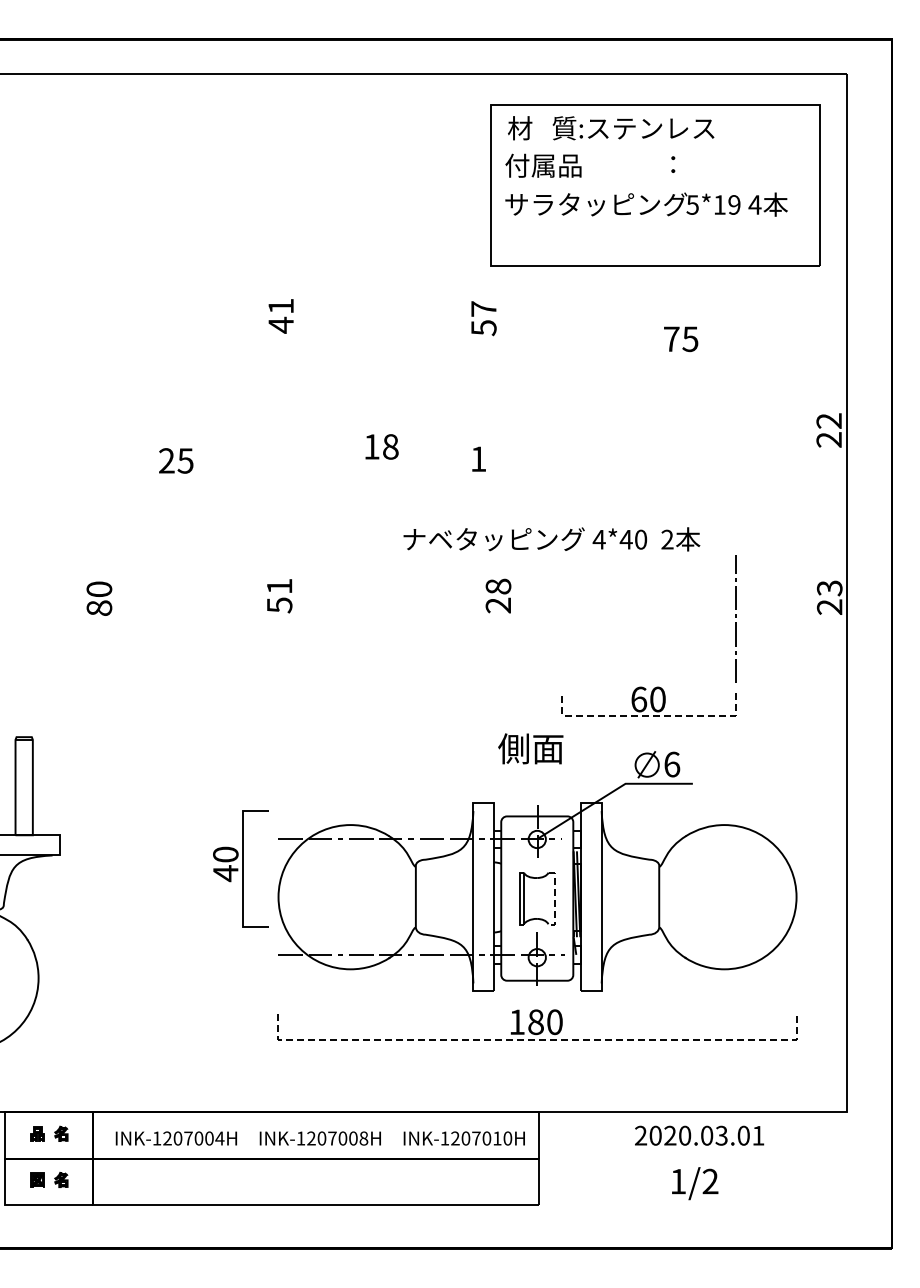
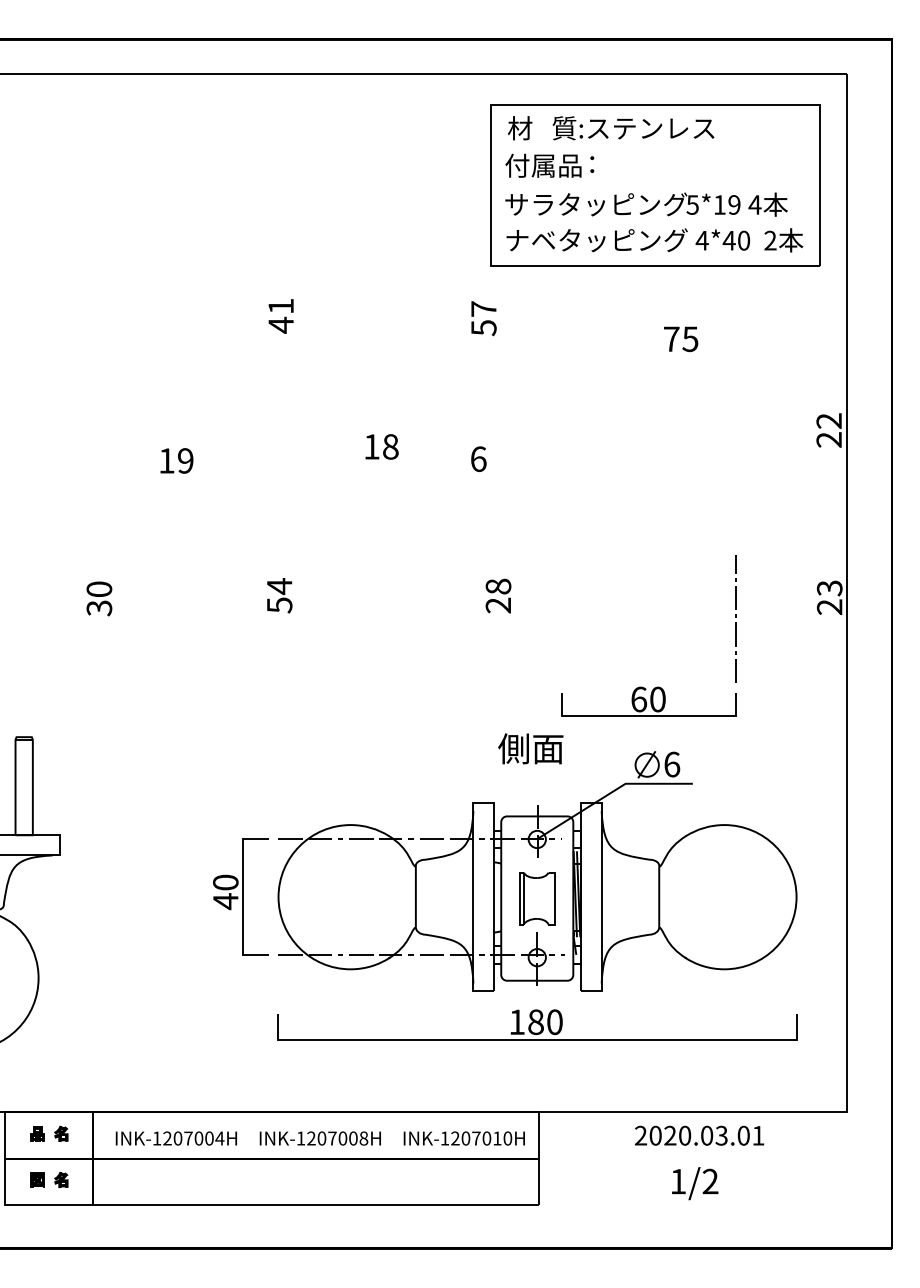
text position: (673, 164) -> (592, 164) (592, 164)
text: 1 -> 6 (478, 459)
text: 25 -> 19 (176, 460)
text position: (551, 539) -> (654, 240) (654, 240)
text: 51 -> 54 (279, 586)
text: 80 -> 30 (99, 608)
line: dashed -> solid (648, 715)
part position: (240, 868) -> (240, 896) (240, 896)
line: dashed -> solid (554, 898)
line: dashed -> solid (537, 1039)
